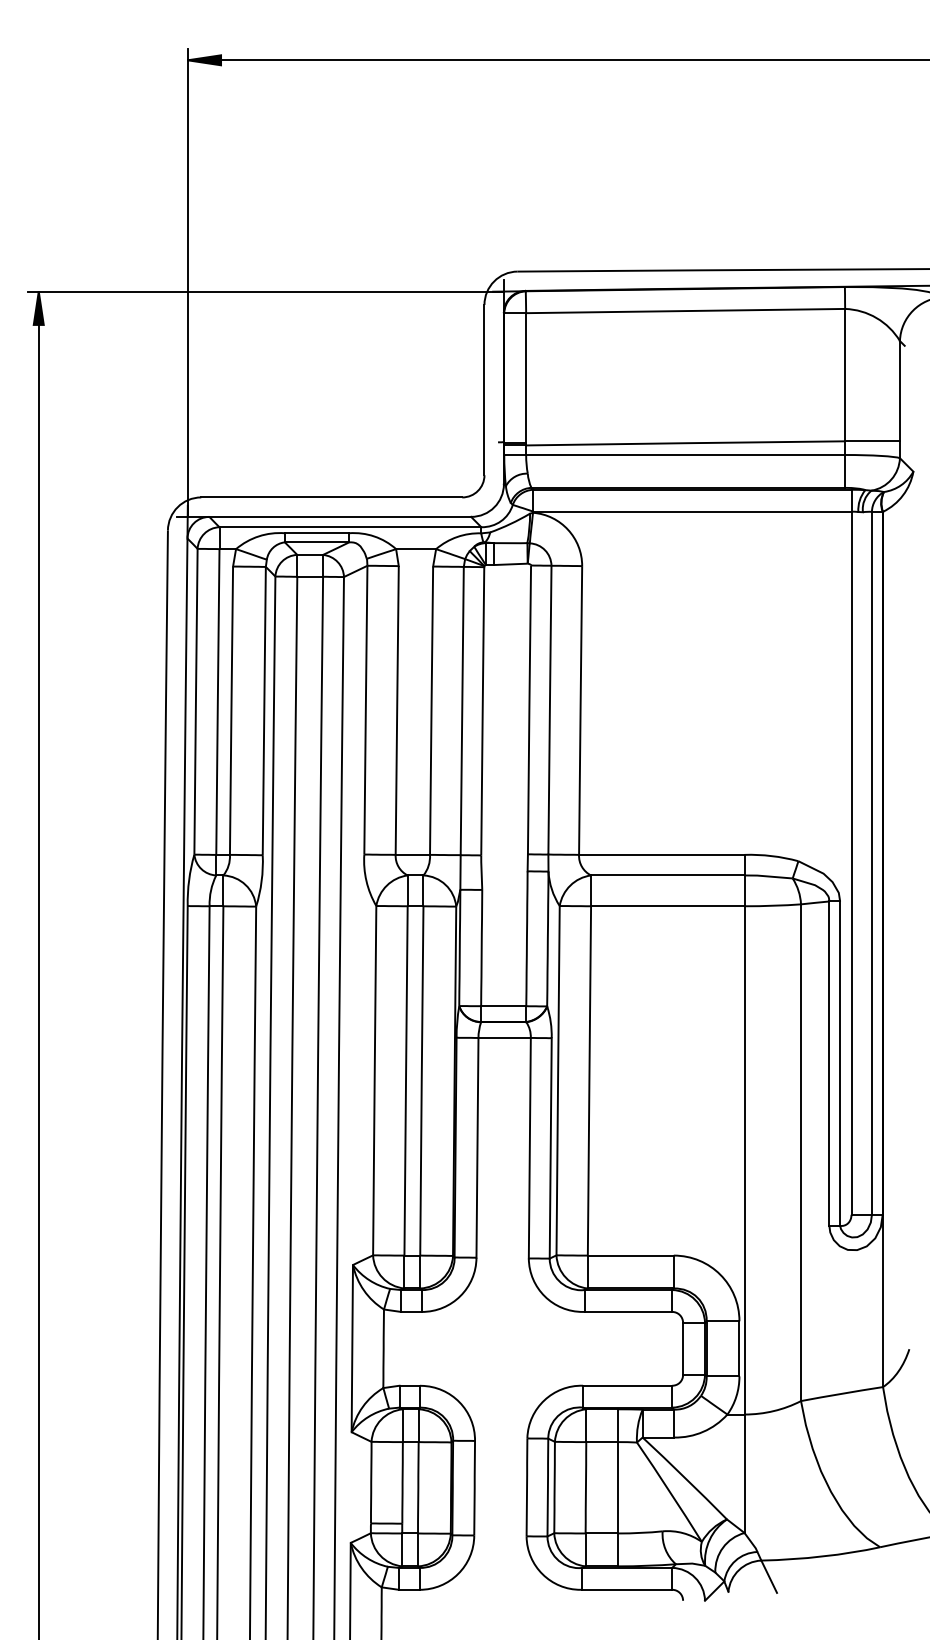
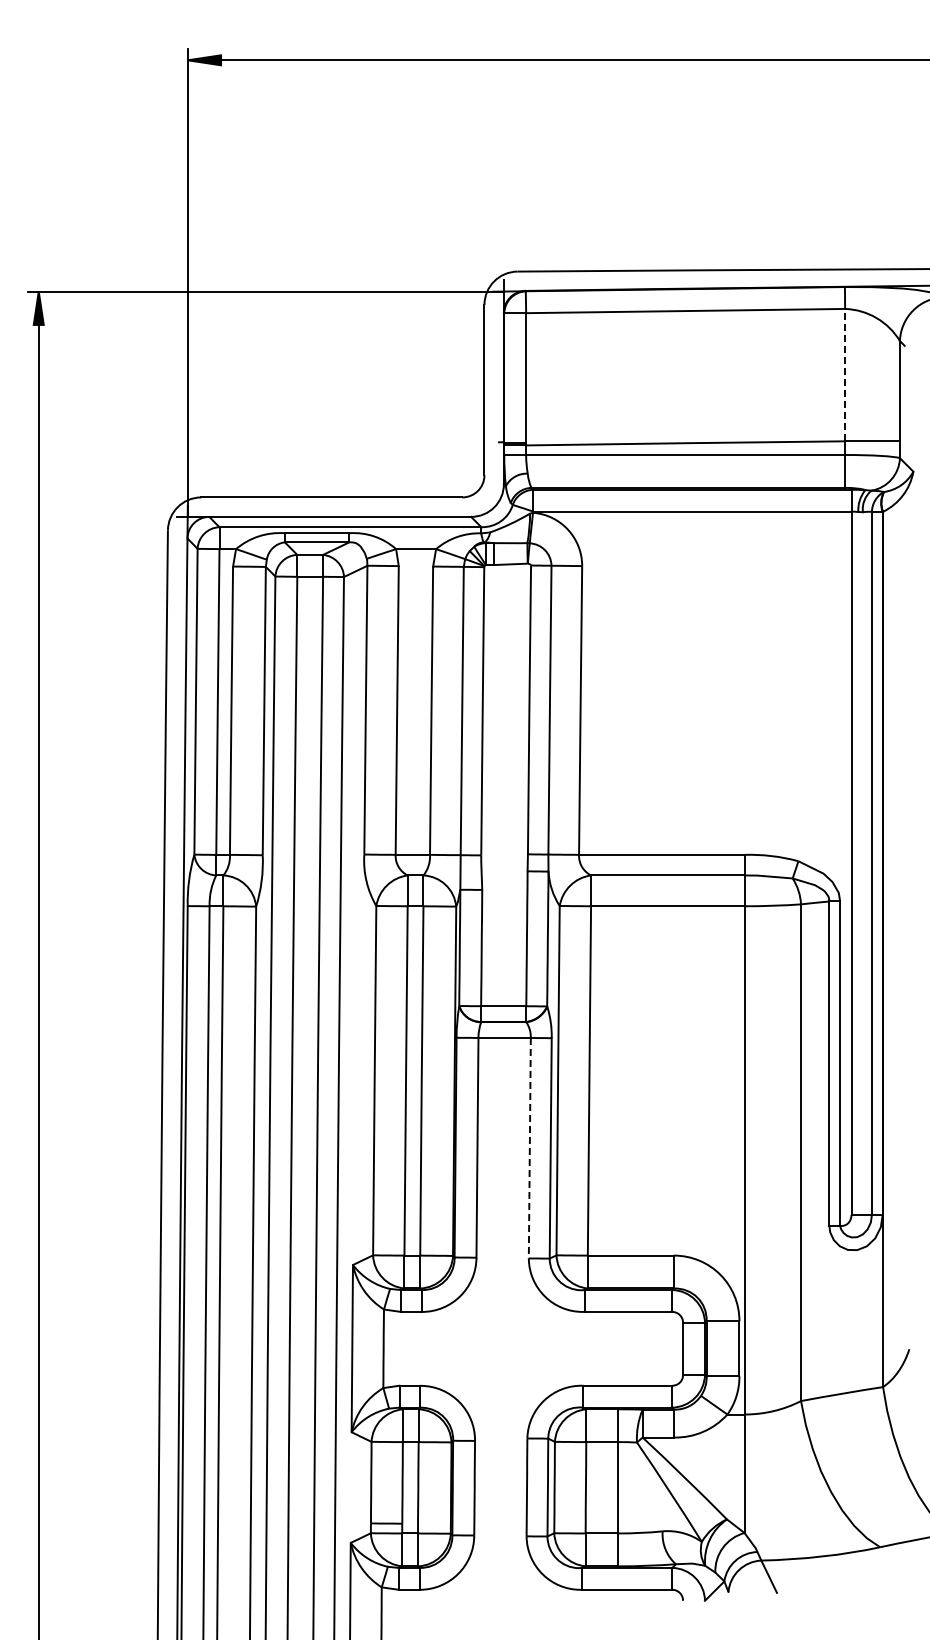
line: solid -> dashed (845, 374)
line: solid -> dashed (529, 1148)
